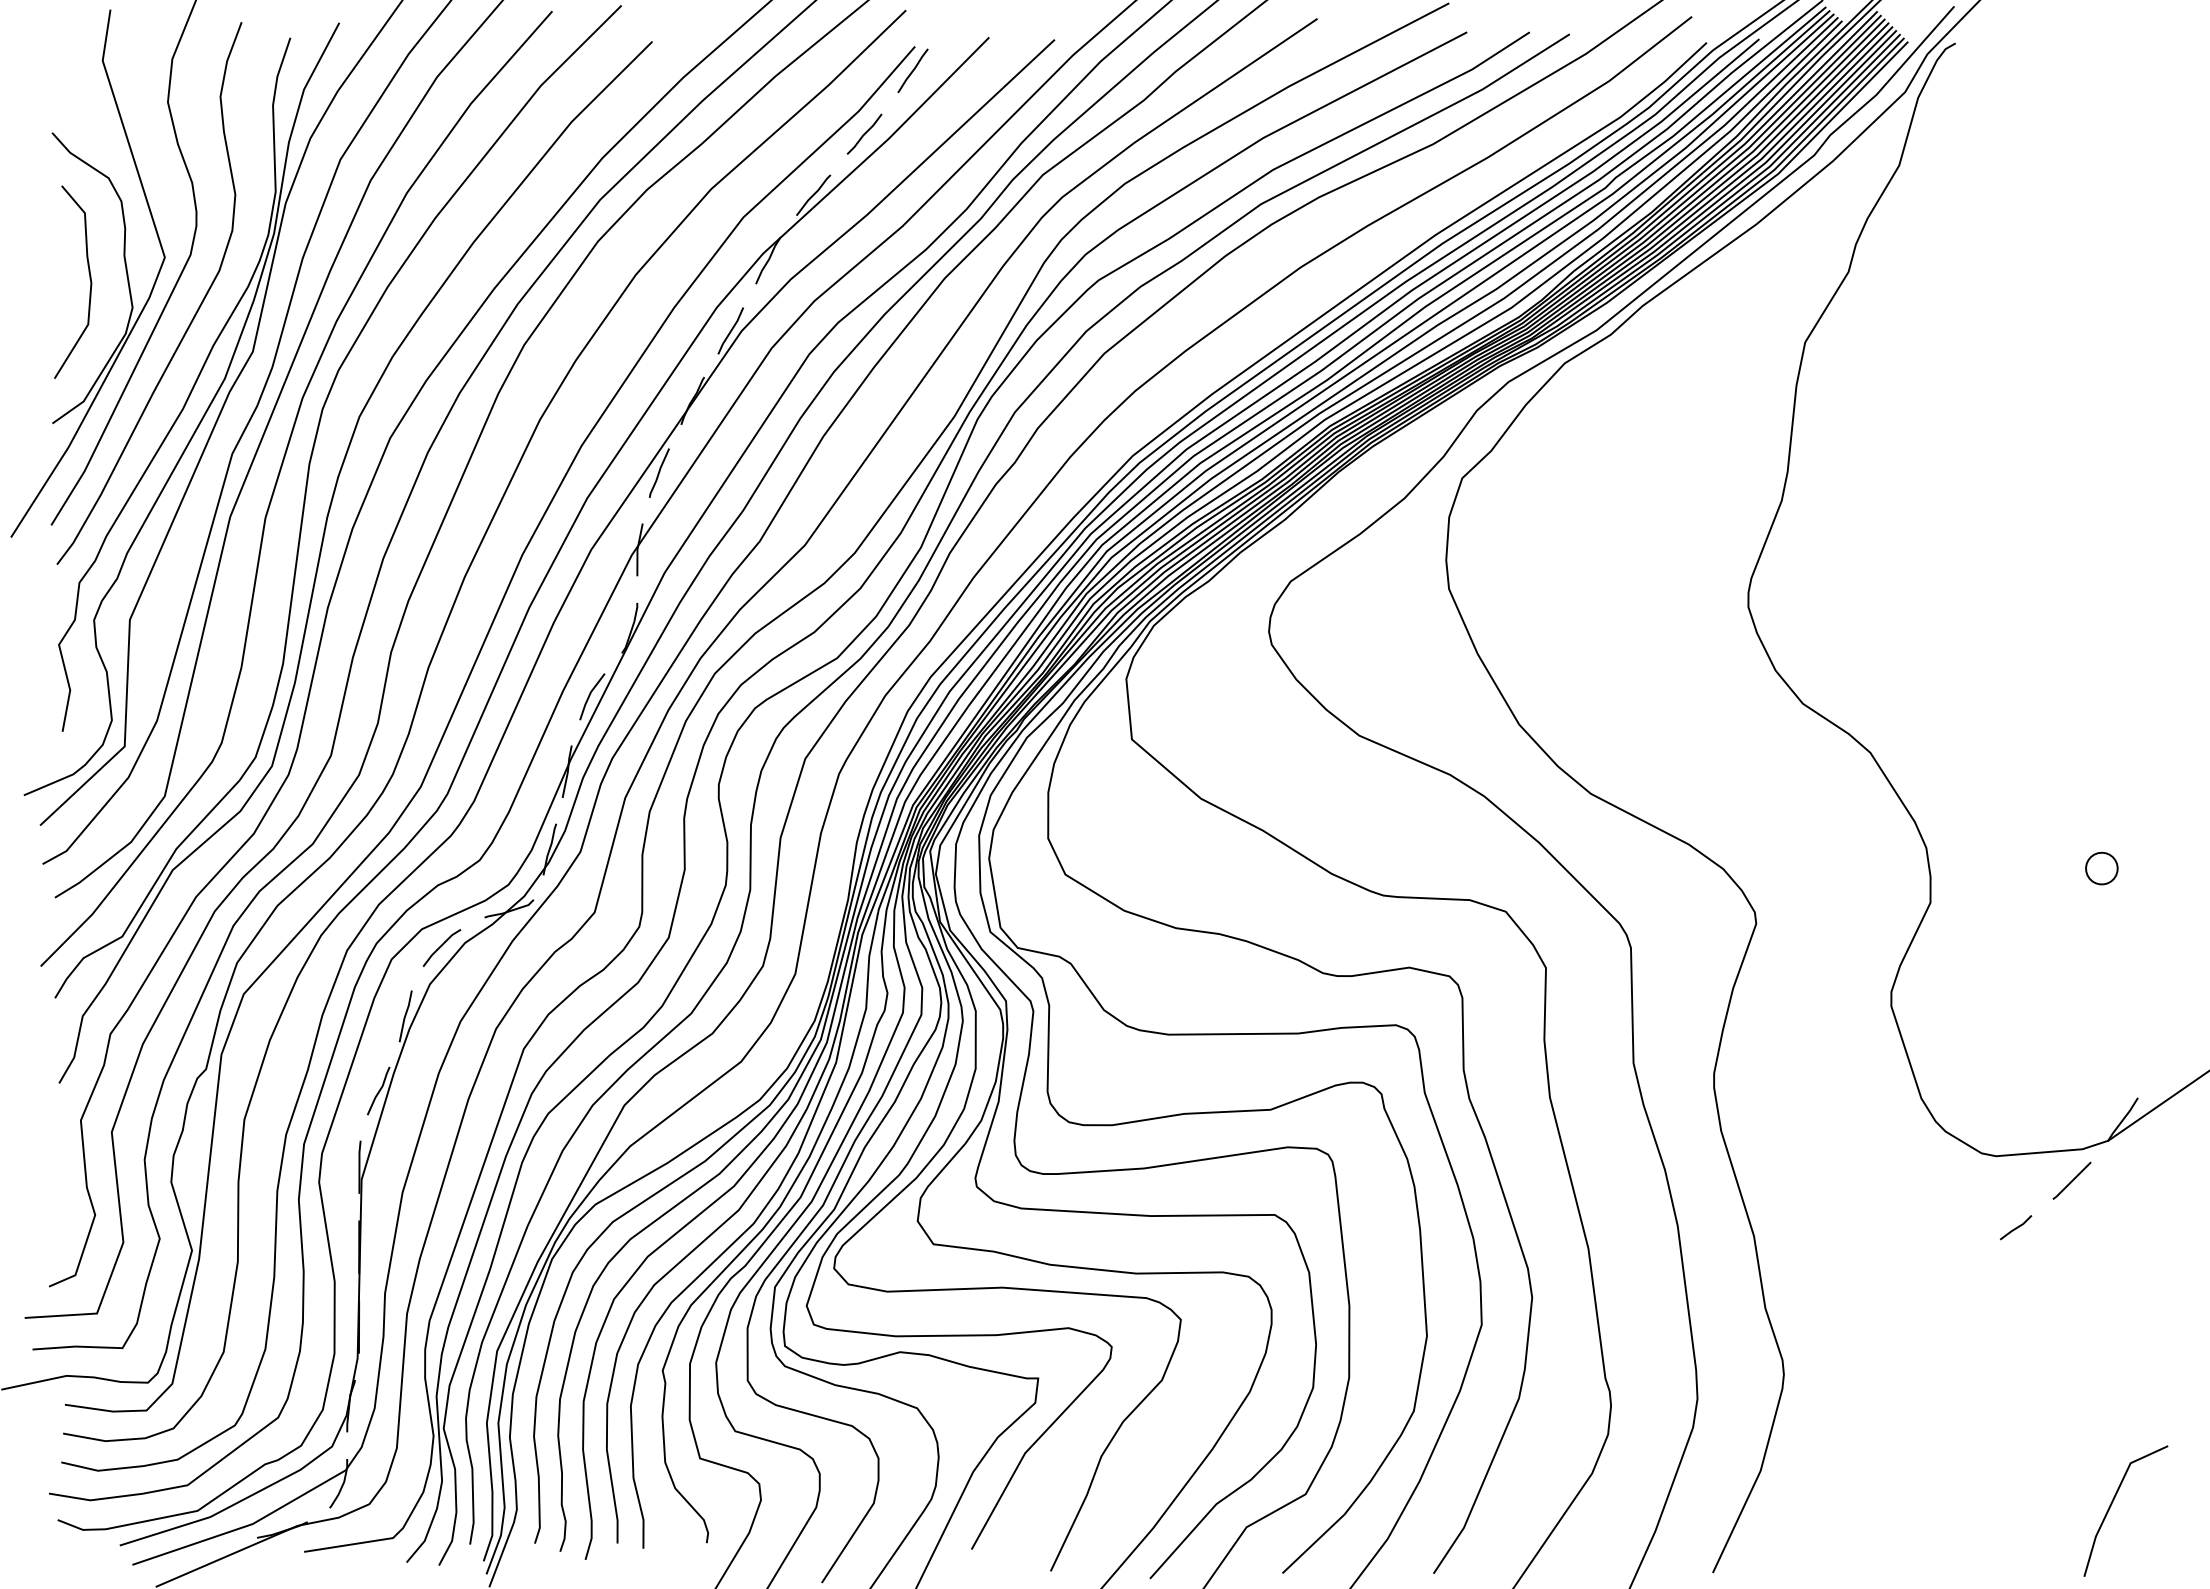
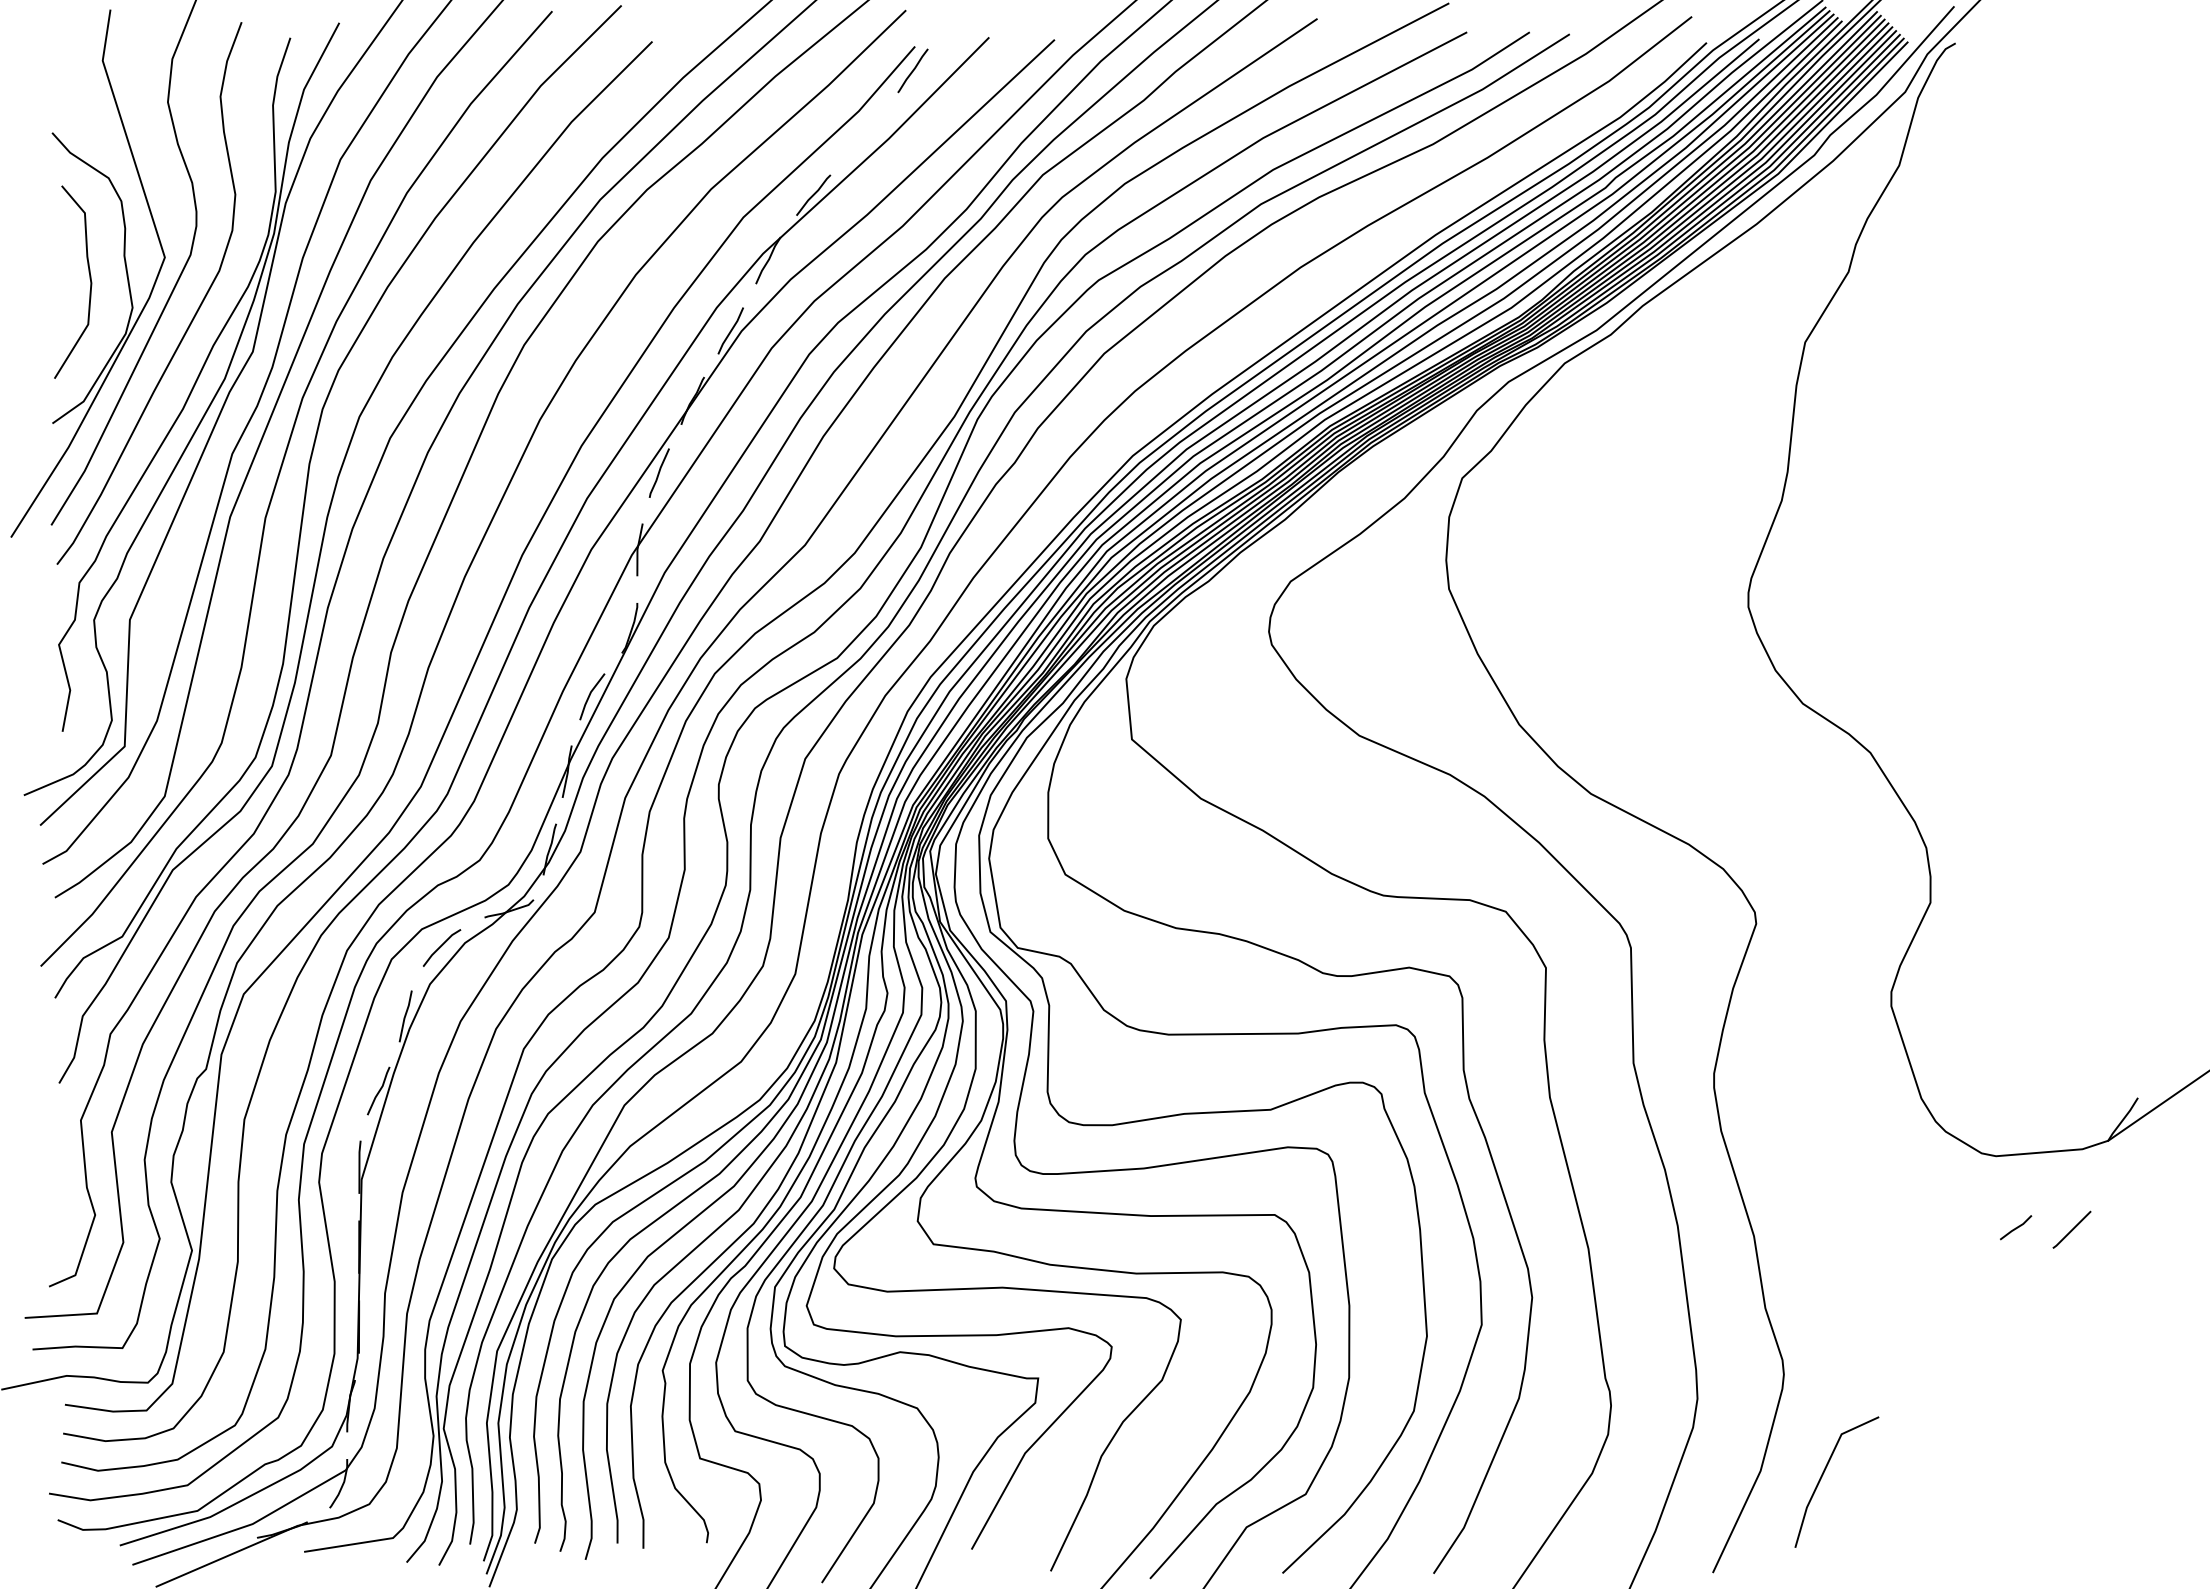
line: present -> none (864, 133)
part: present -> none (2101, 868)
line position: (2071, 1180) -> (2071, 1229) (2071, 1229)
line position: (2112, 1504) -> (1823, 1475) (1823, 1475)
